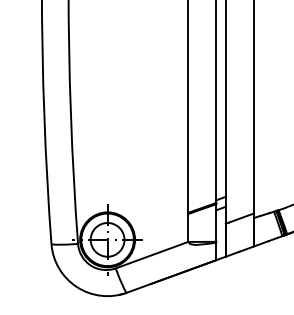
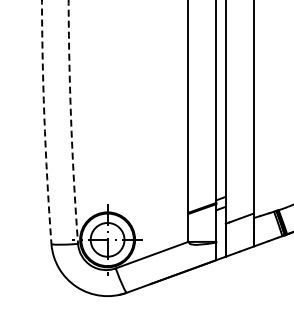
arc: solid -> dashed (71, 121)
arc: solid -> dashed (44, 122)
